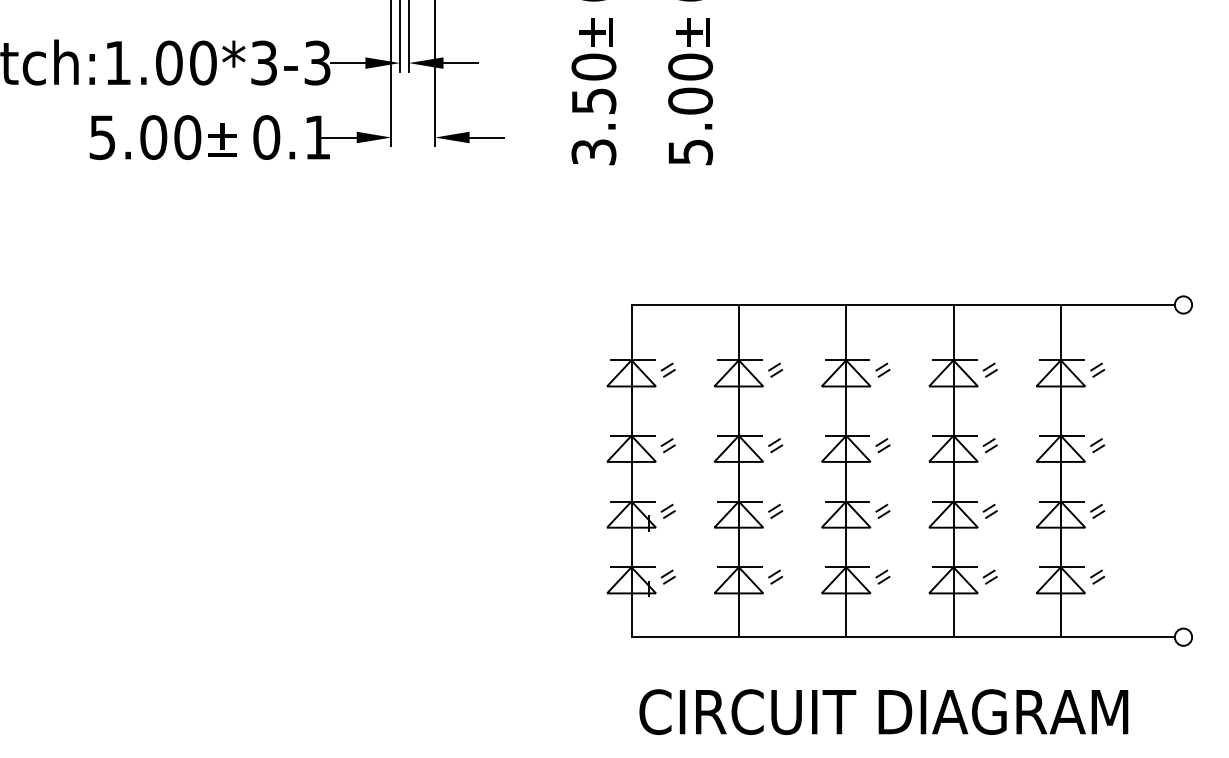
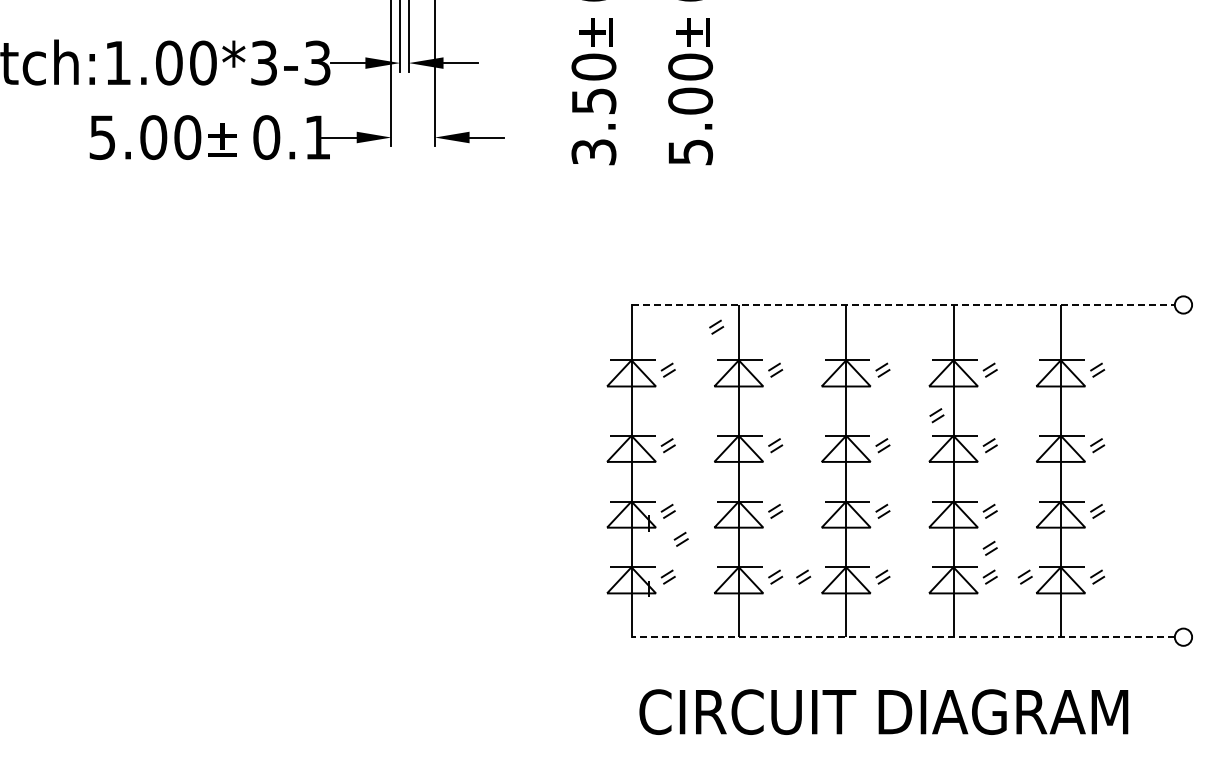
line: solid -> dashed (903, 304)
part: none -> present (716, 326)
part: none -> present (936, 415)
part: none -> present (680, 538)
part: none -> present (989, 547)
part: none -> present (803, 576)
part: none -> present (1024, 576)
line: solid -> dashed (903, 637)
